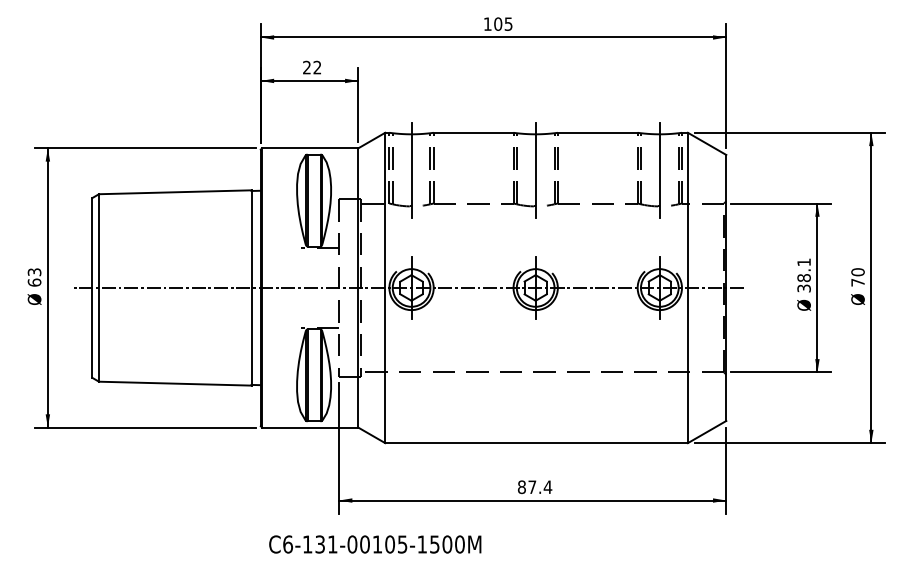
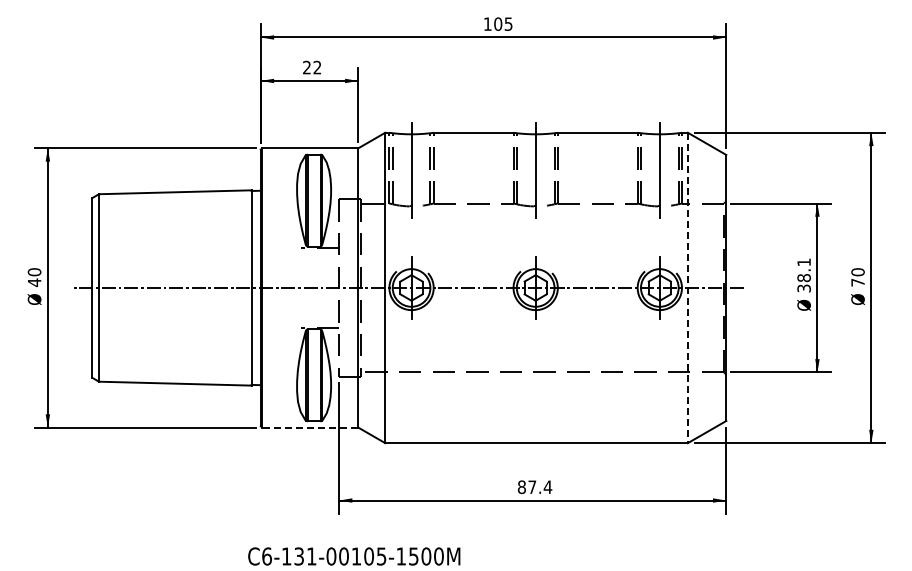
text: 63 -> 40 (34, 277)
line: solid -> dashed (687, 288)
line: solid -> dashed (309, 427)
text position: (375, 544) -> (354, 556) (354, 556)
